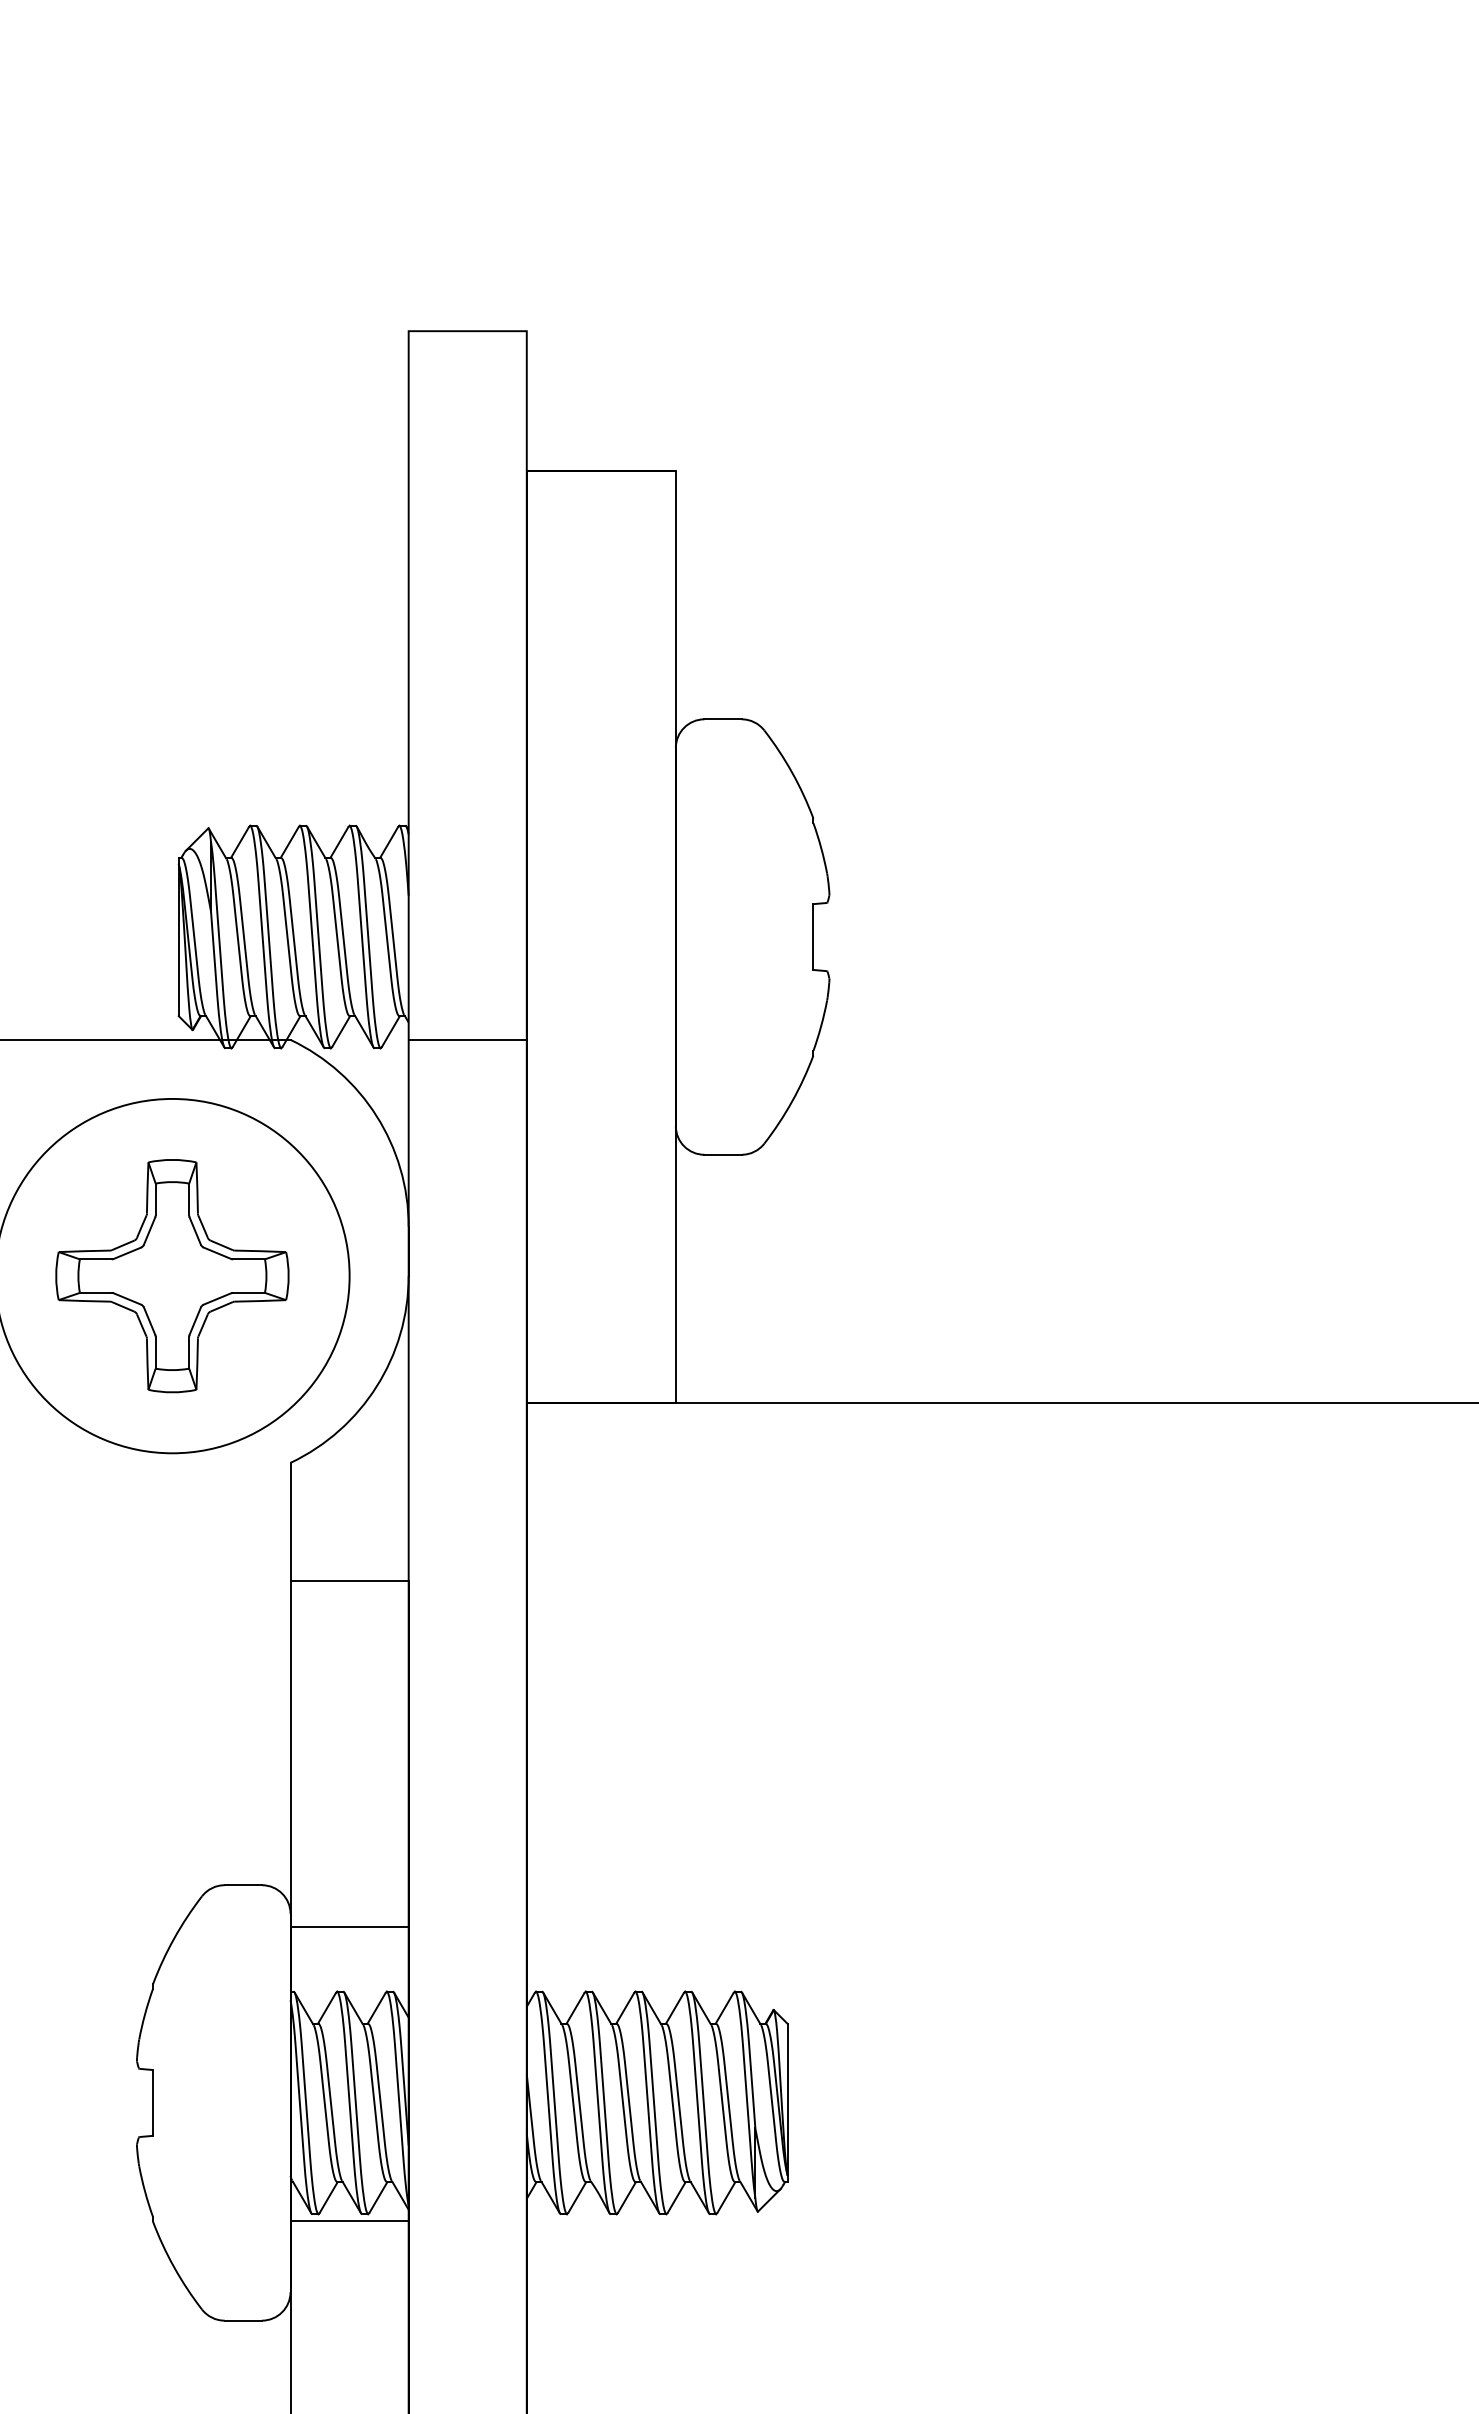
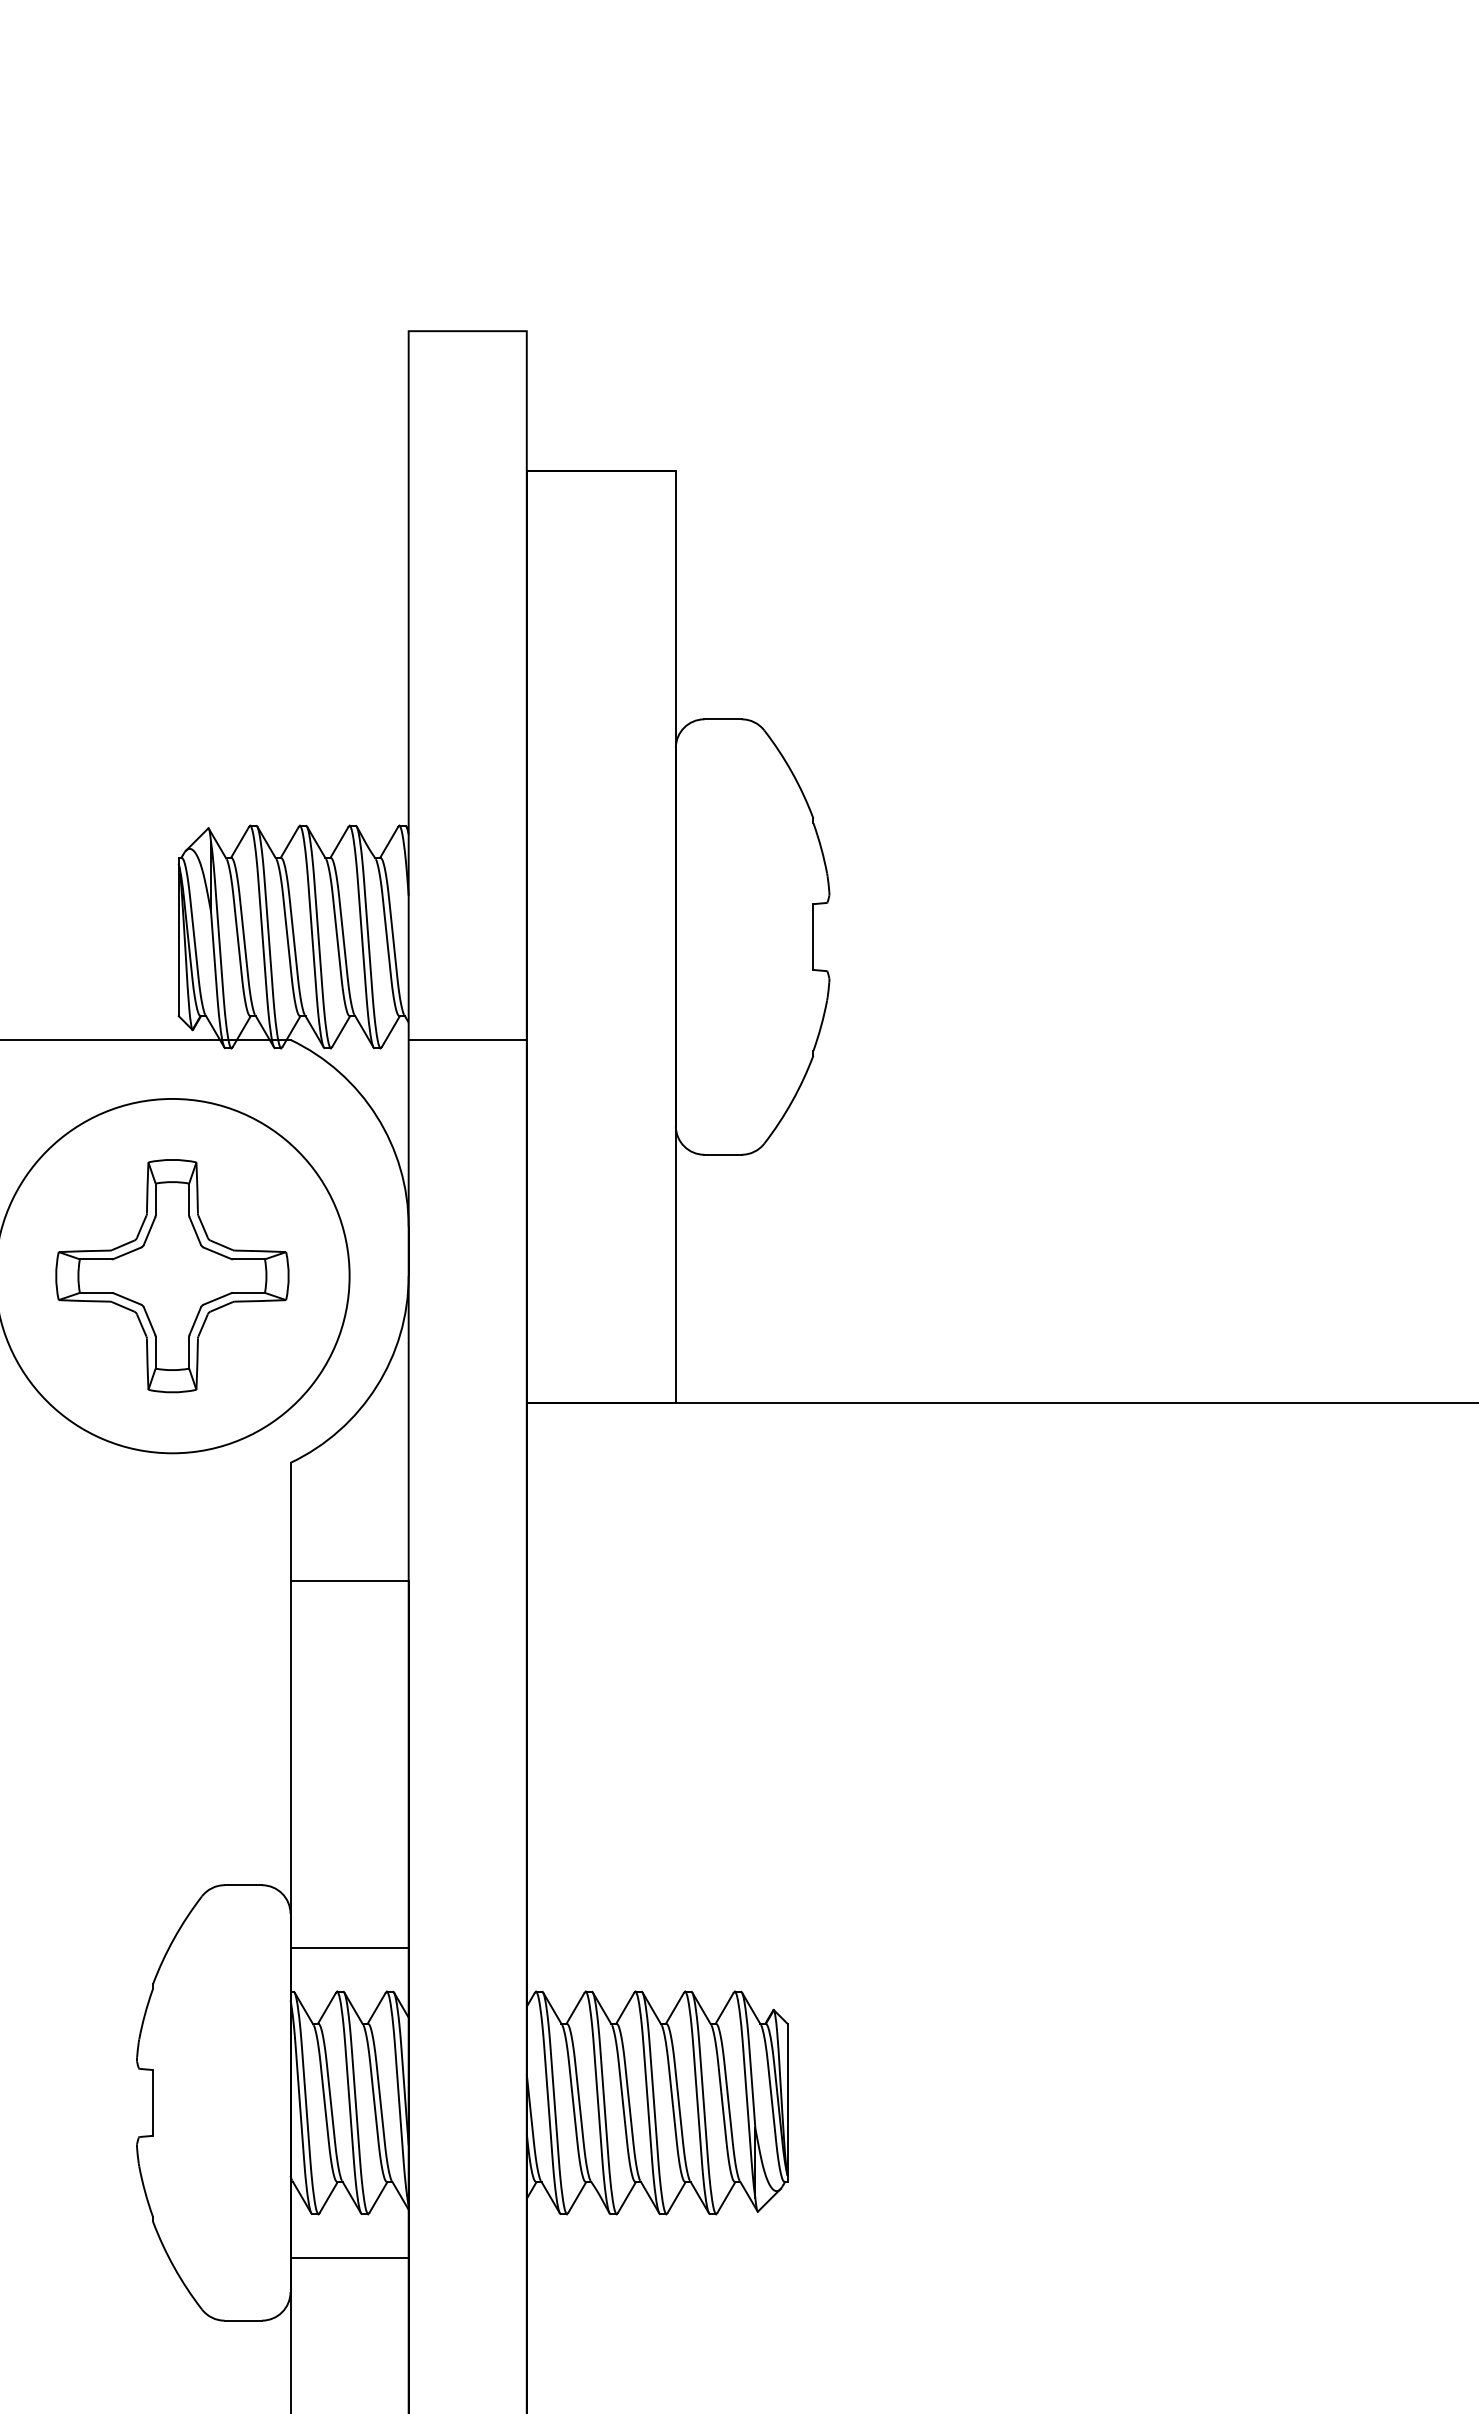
line position: (349, 1926) -> (349, 1947) (349, 1947)
line position: (349, 2220) -> (349, 2257) (349, 2257)
